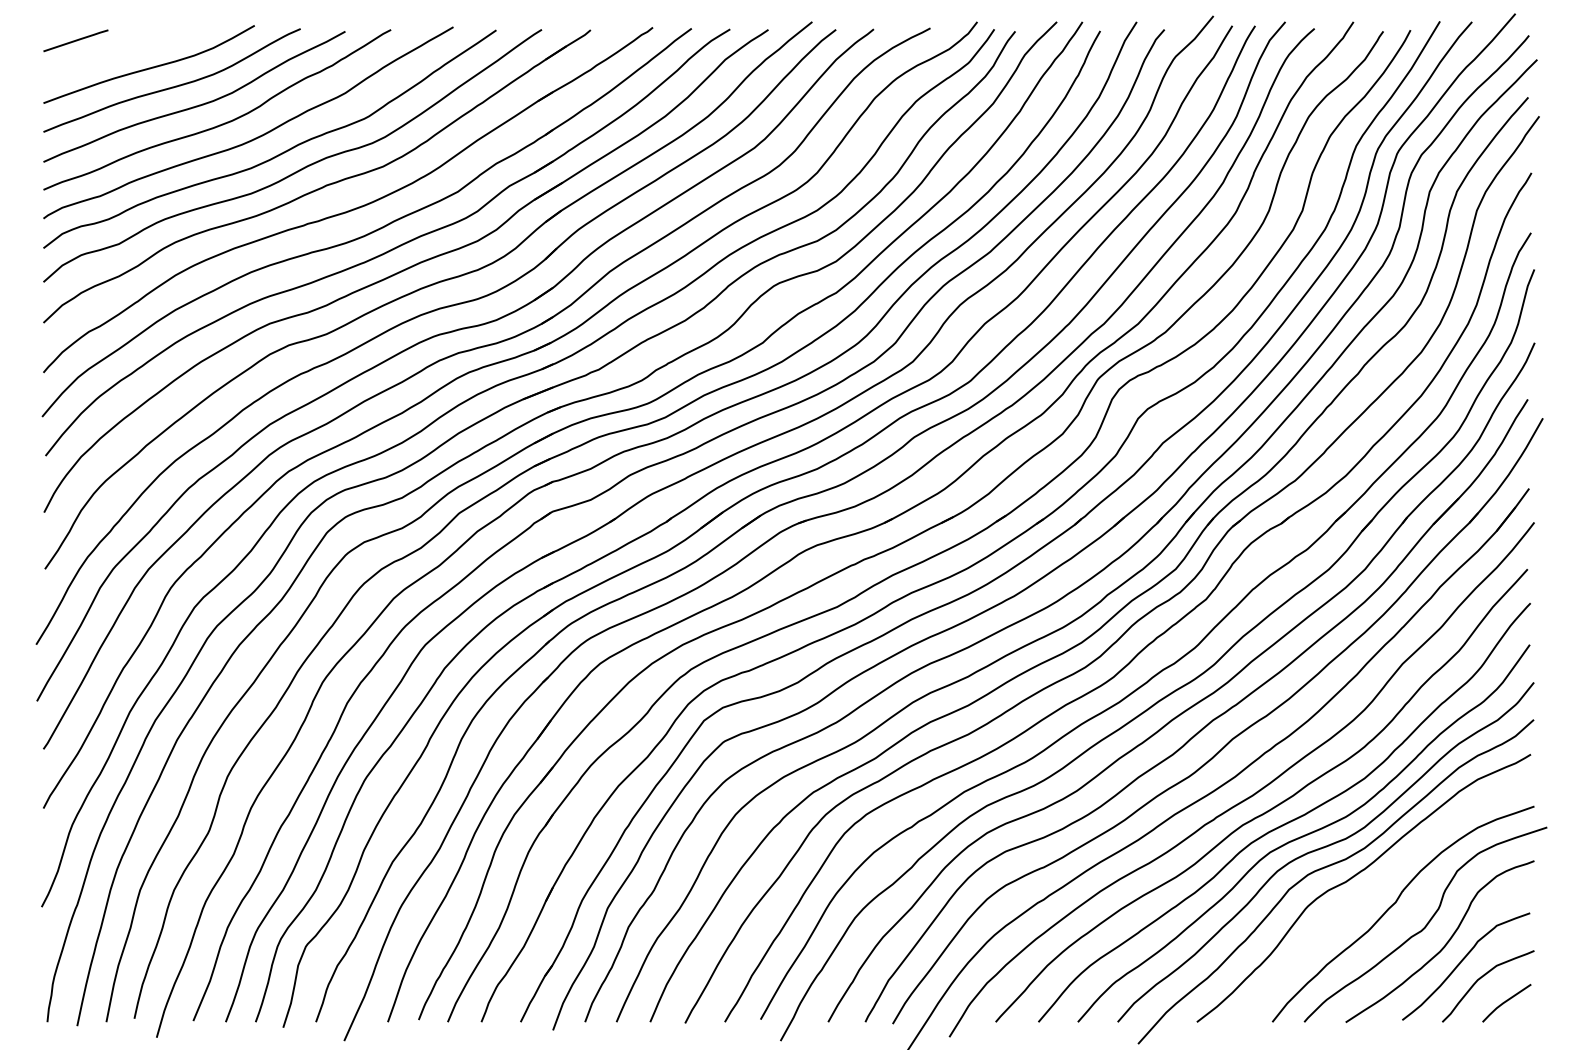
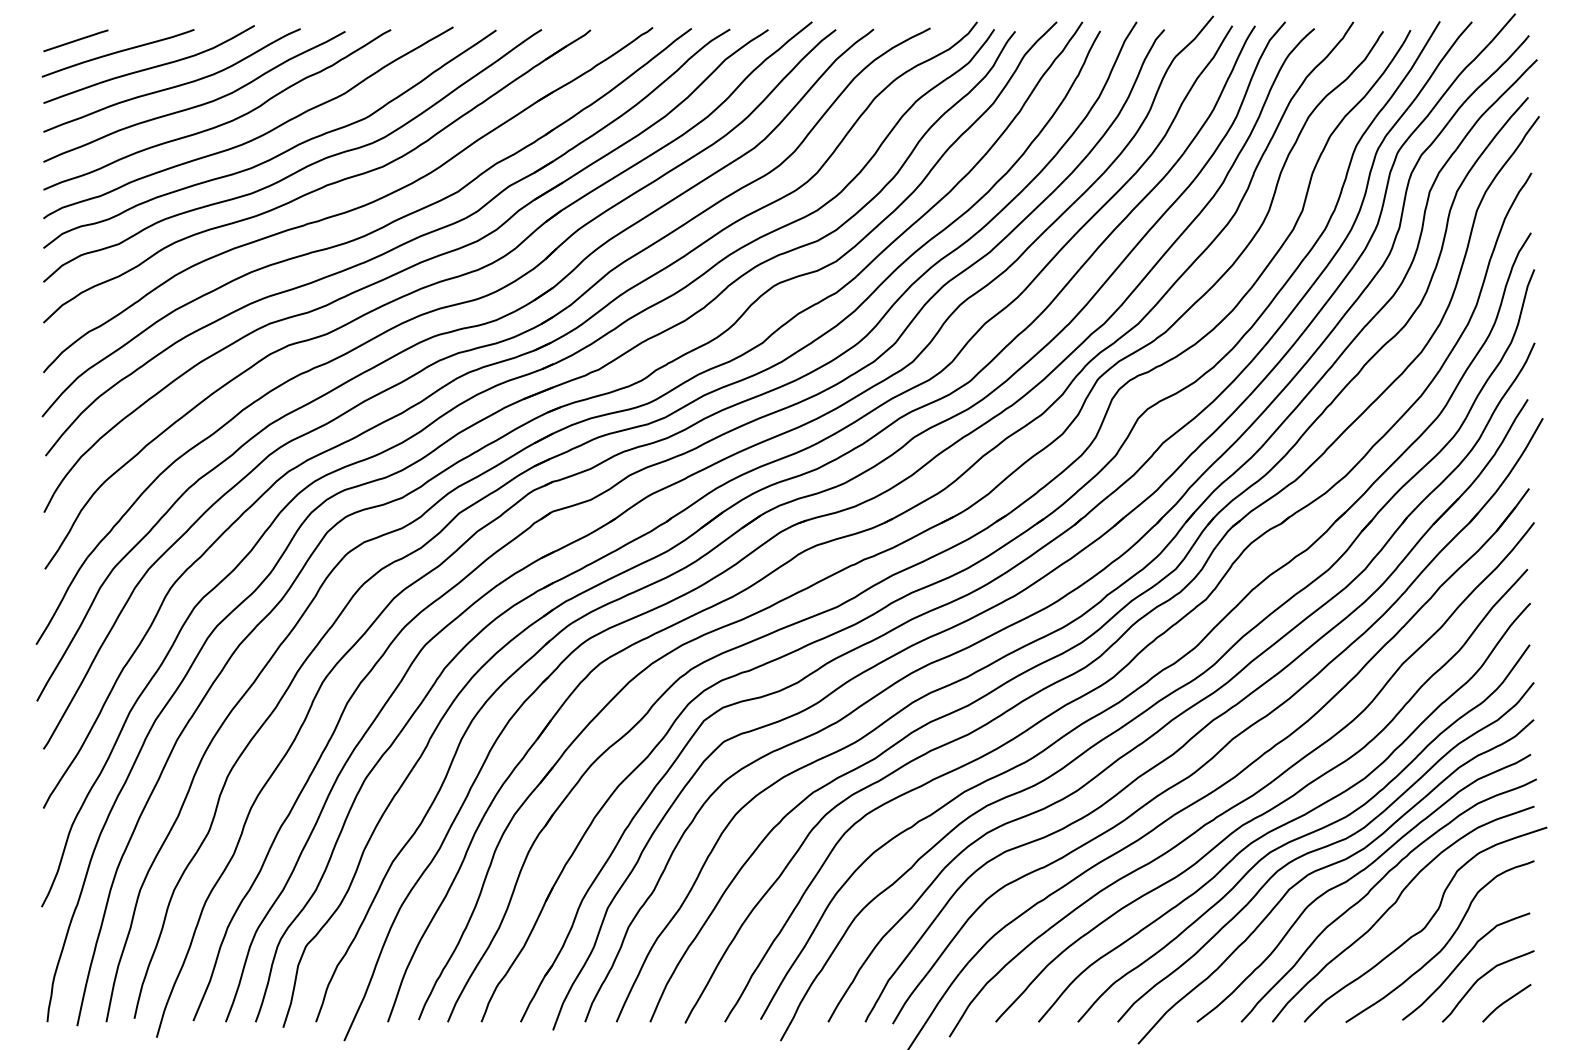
curve: none -> present (117, 53)
curve: none -> present (1375, 886)
